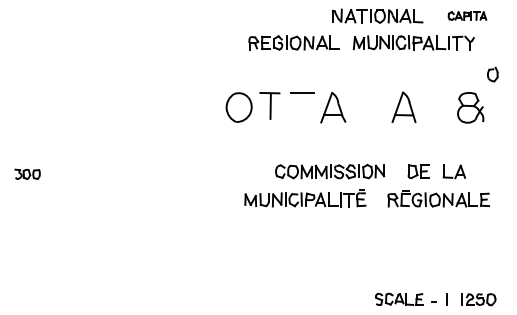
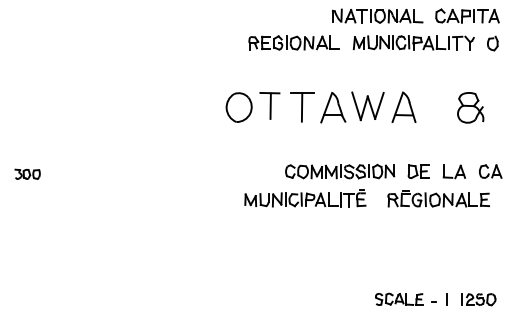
part size: 41x10 px -> 65x16 px (467, 15)
part position: (492, 74) -> (492, 43) (492, 43)
part: none -> present (367, 106)
line: none -> present (301, 107)
part position: (330, 171) -> (340, 171) (340, 171)
part: none -> present (490, 171)
